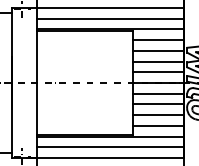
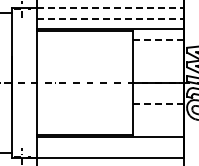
line: solid -> dashed (110, 7)
line: solid -> dashed (110, 18)
line: solid -> dashed (159, 40)
line: present -> none (158, 50)
line: present -> none (158, 61)
line: present -> none (158, 72)
line: present -> none (158, 93)
line: solid -> dashed (159, 104)
line: present -> none (158, 115)
line: present -> none (158, 125)
line: present -> none (110, 147)
